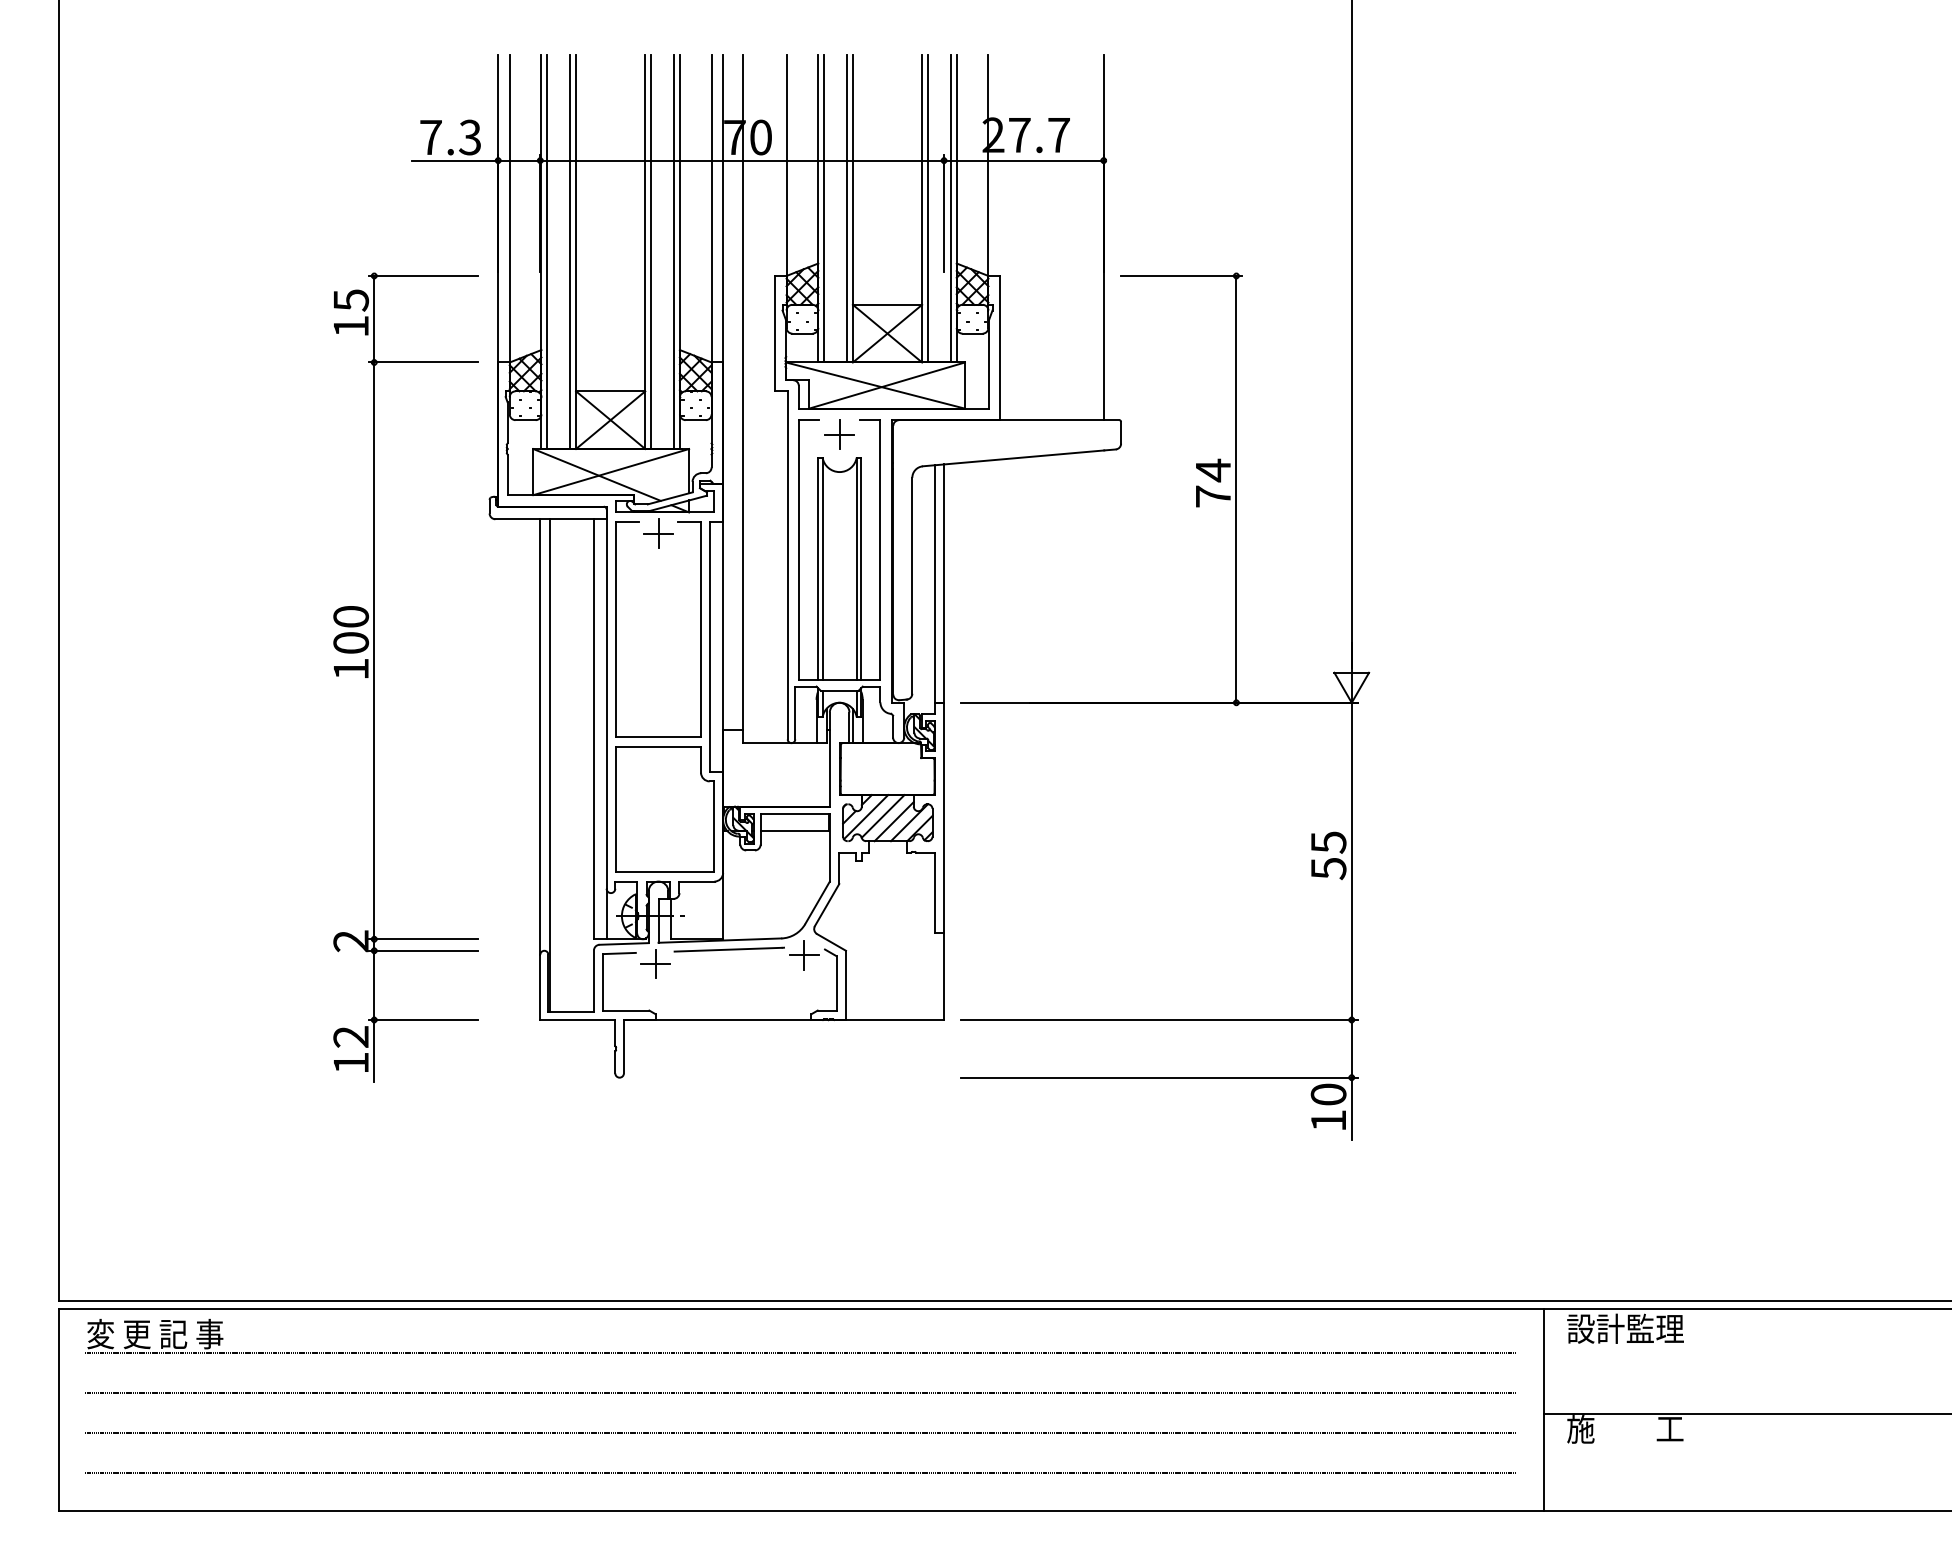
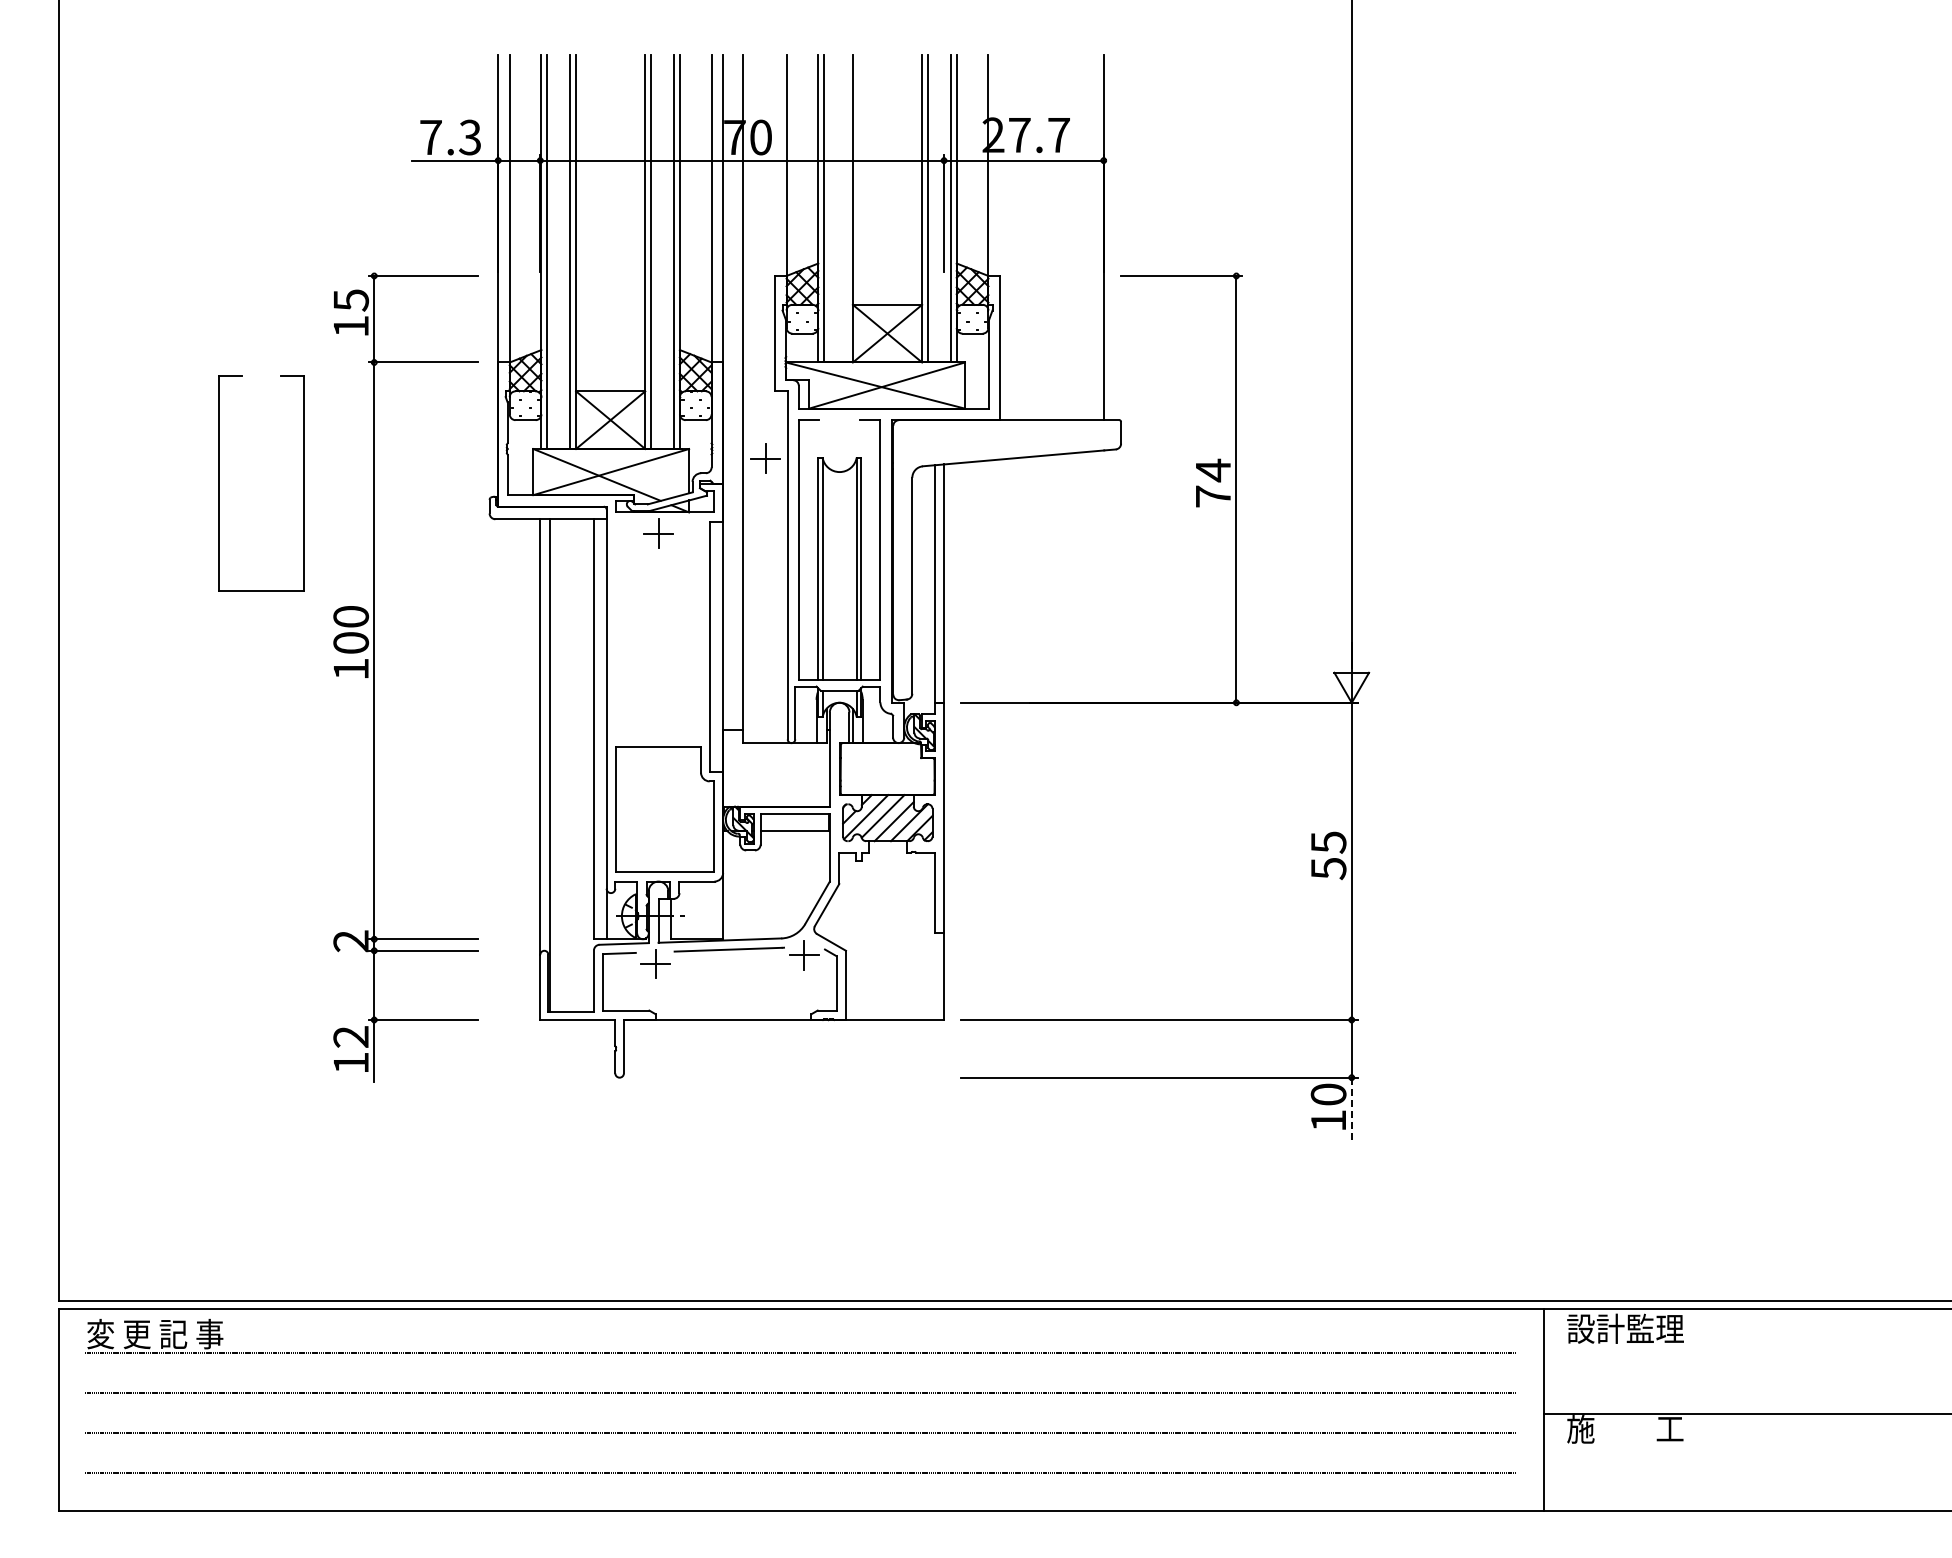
line: present -> none (847, 208)
part position: (839, 434) -> (765, 458) (765, 458)
part position: (616, 629) -> (219, 483) (219, 483)
line: solid -> dashed (1351, 1108)
